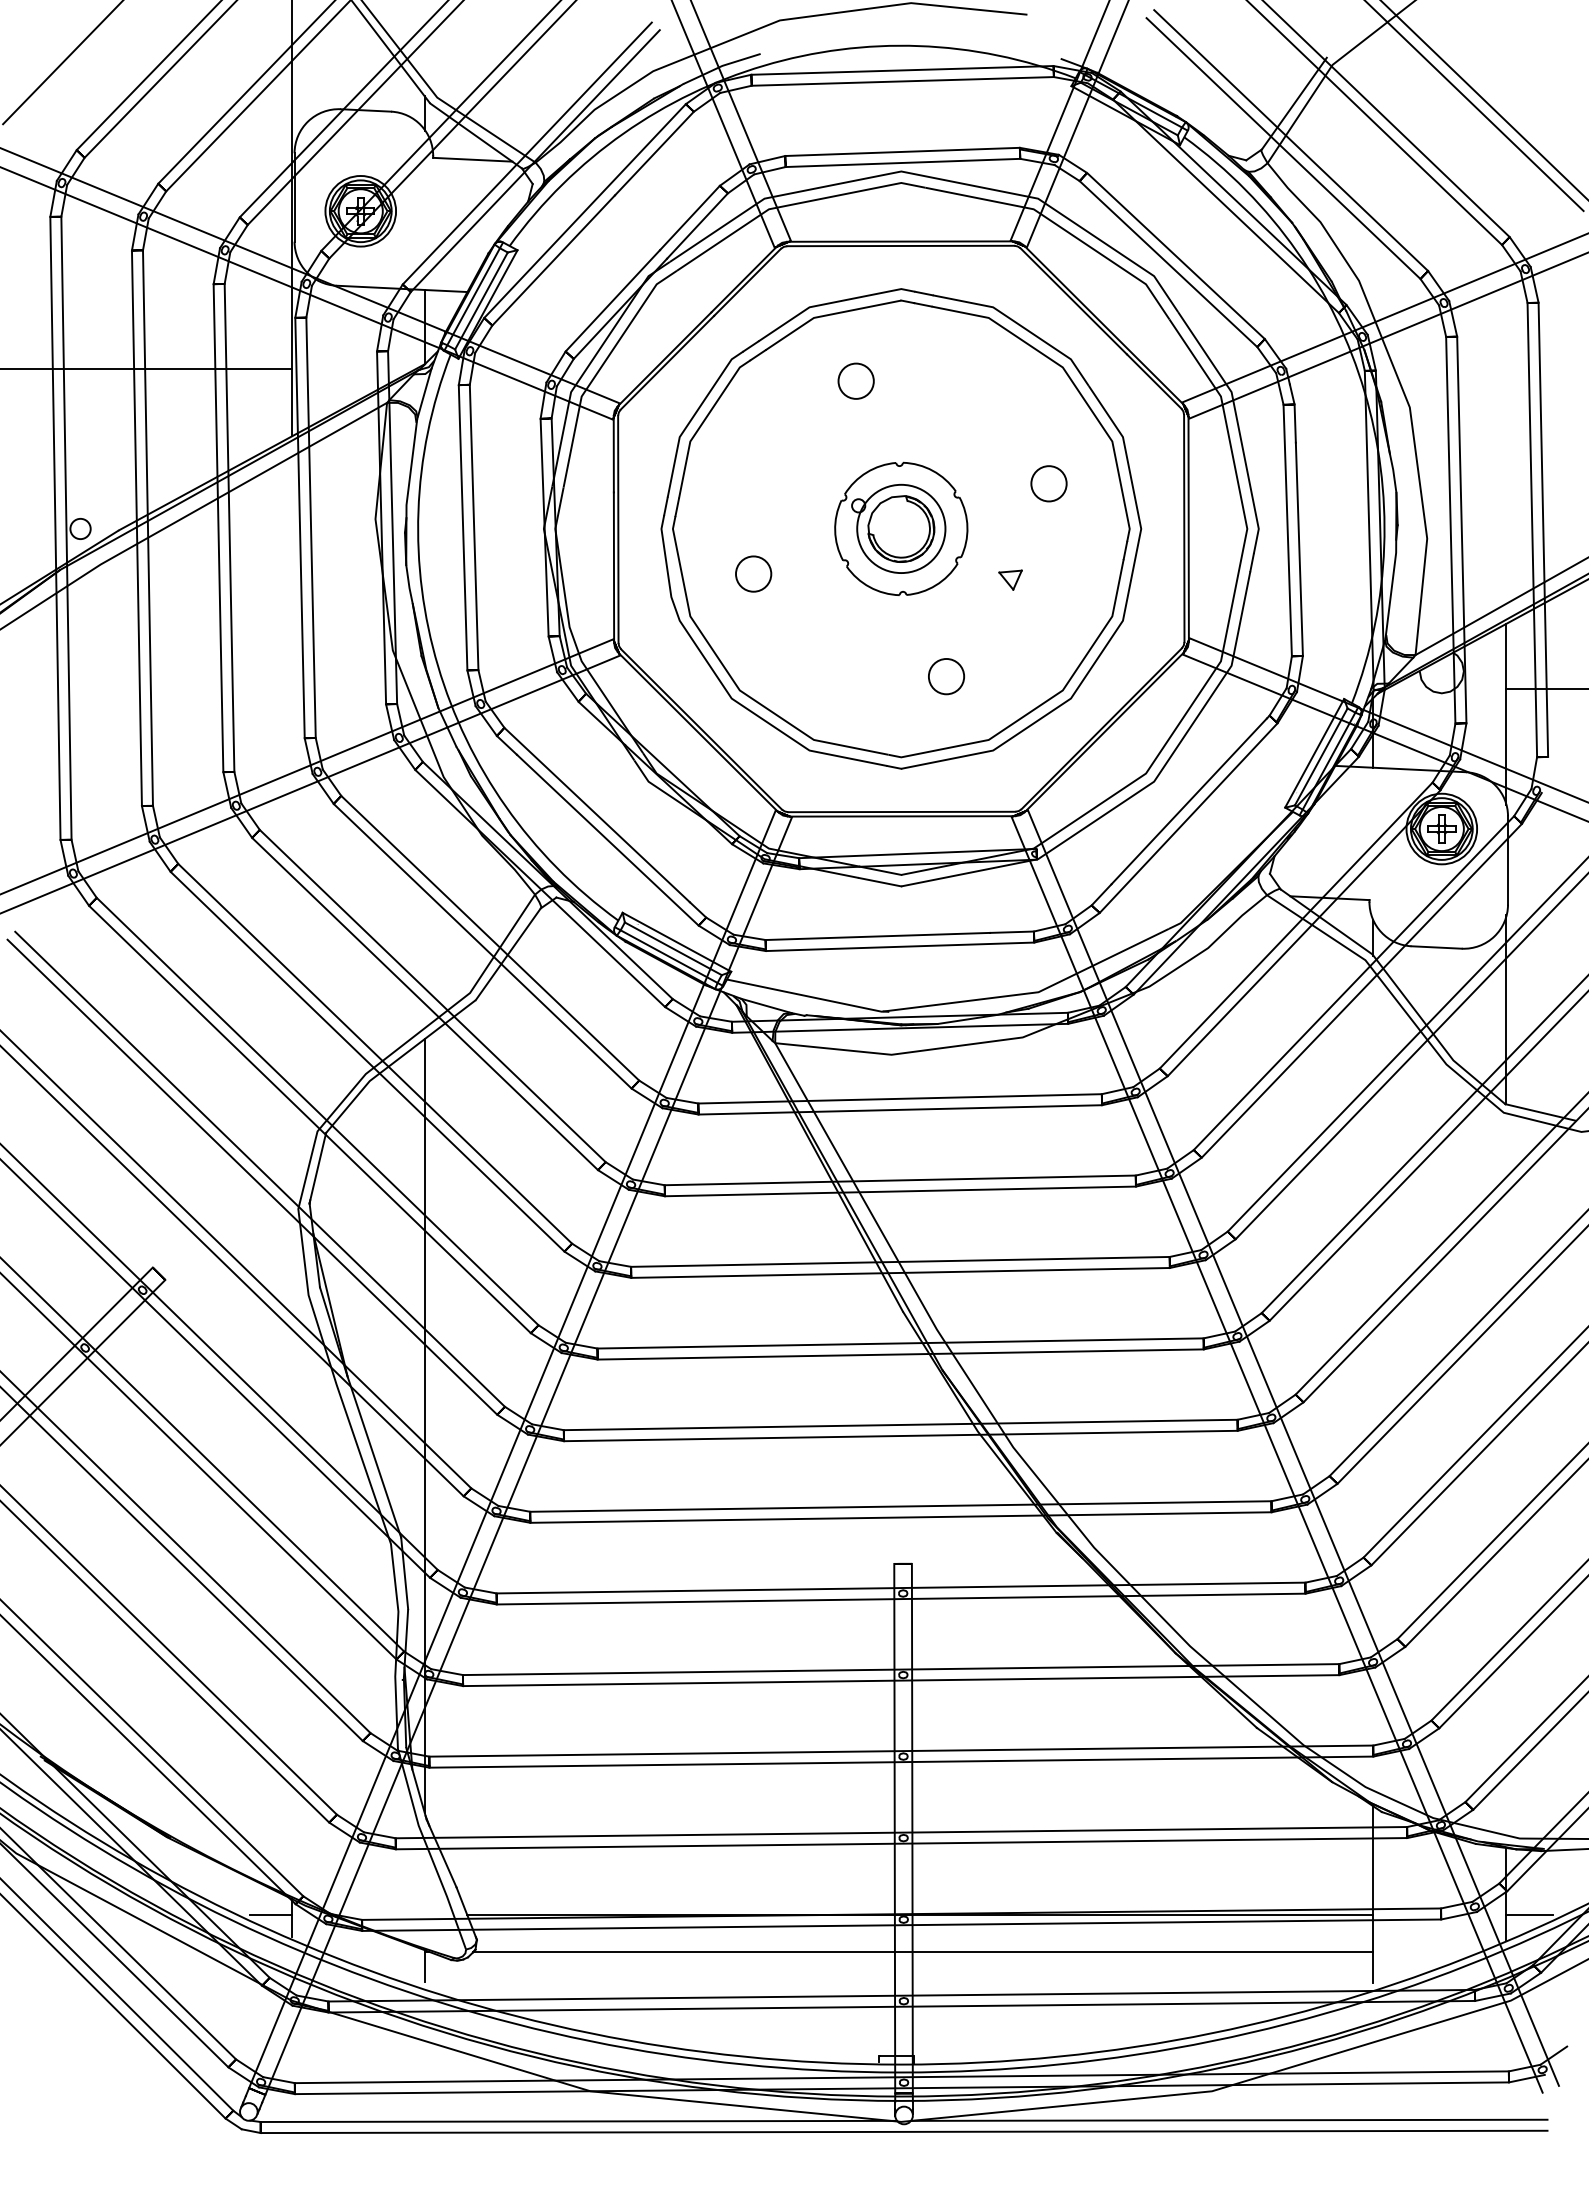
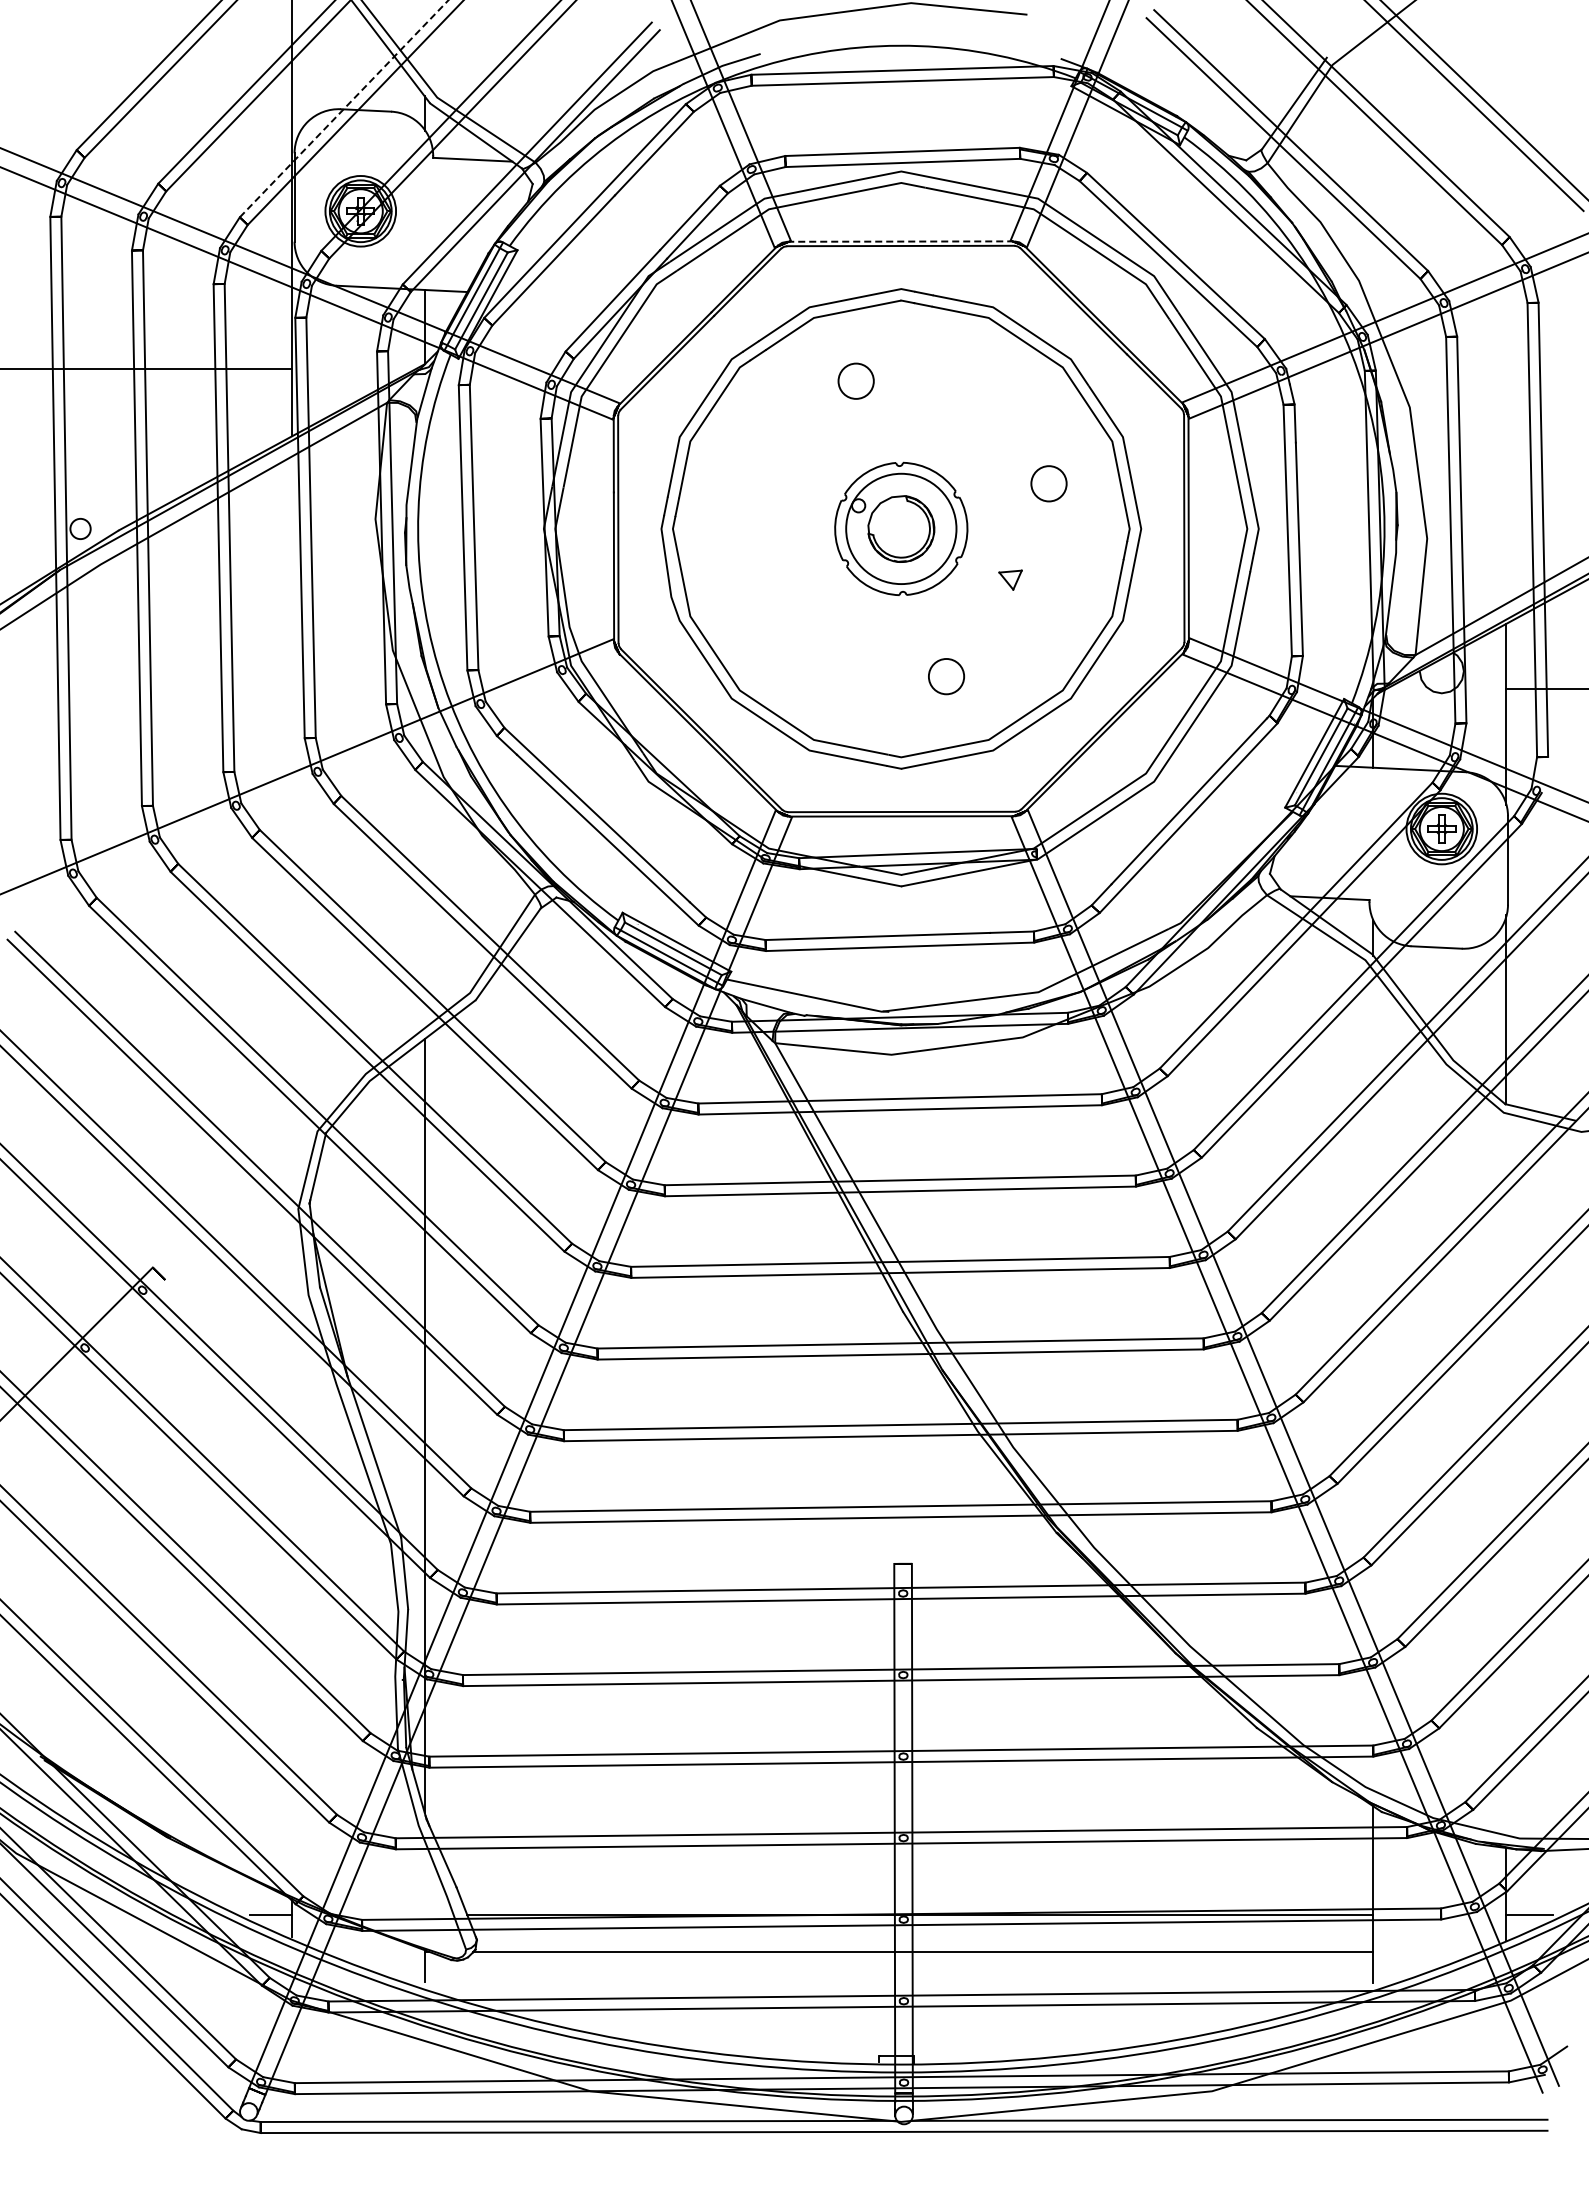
line: present -> none (62, 63)
line: solid -> dashed (344, 108)
line: solid -> dashed (900, 241)
circle diameter: 88 px -> 110 px (901, 528)
circle: present -> none (753, 573)
line: present -> none (311, 783)
line: present -> none (83, 1361)
